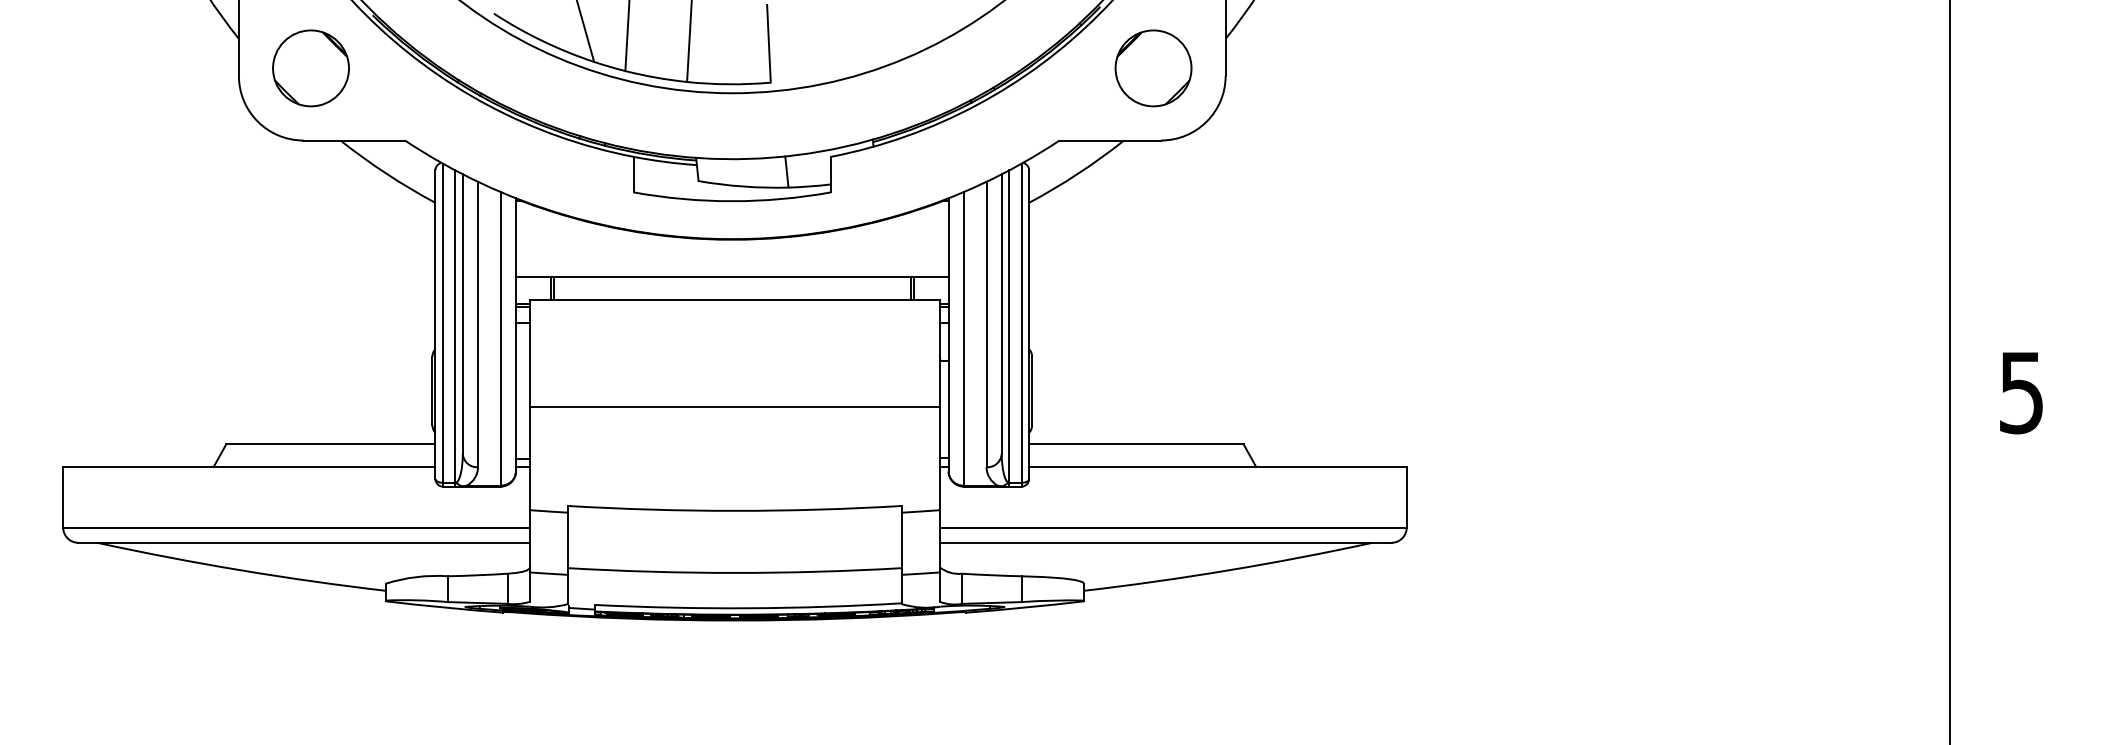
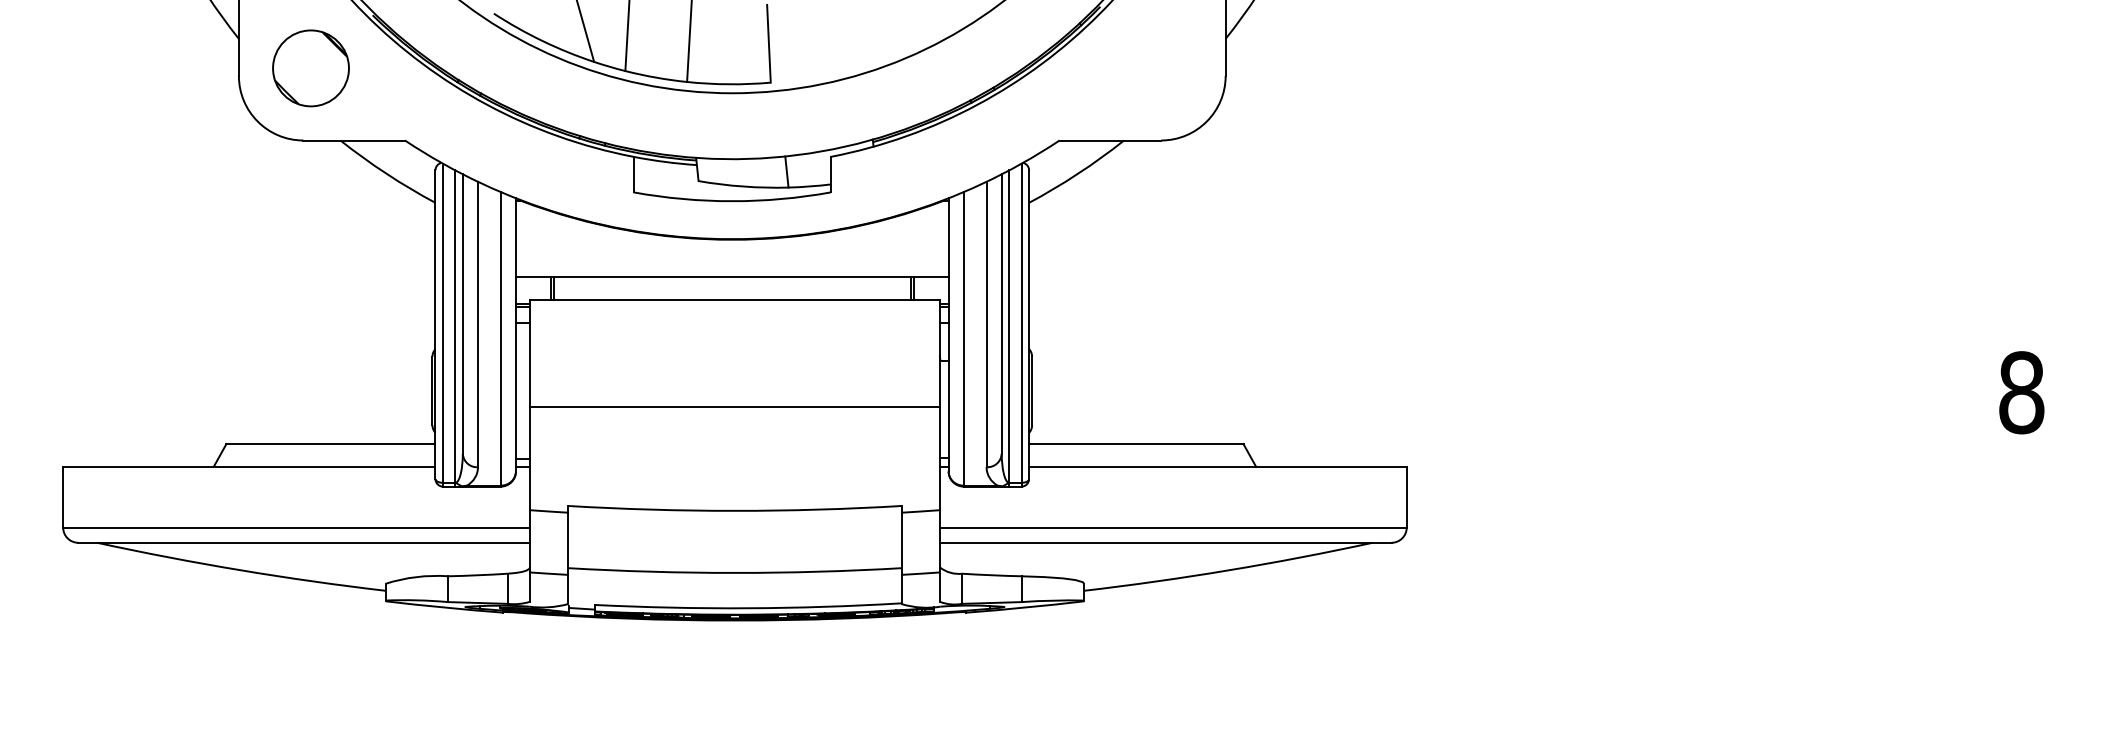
part: present -> none (1153, 68)
line: present -> none (1950, 371)
text: 5 -> 8 (2021, 392)
